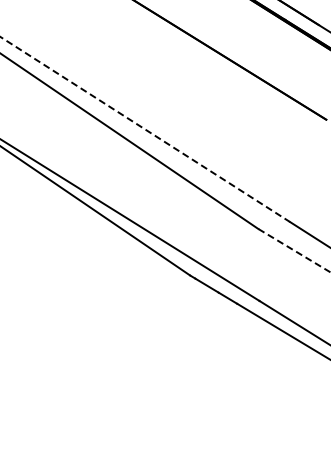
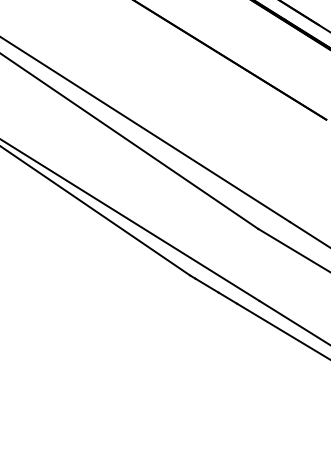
line: dashed -> solid (145, 129)
line: dashed -> solid (293, 250)
